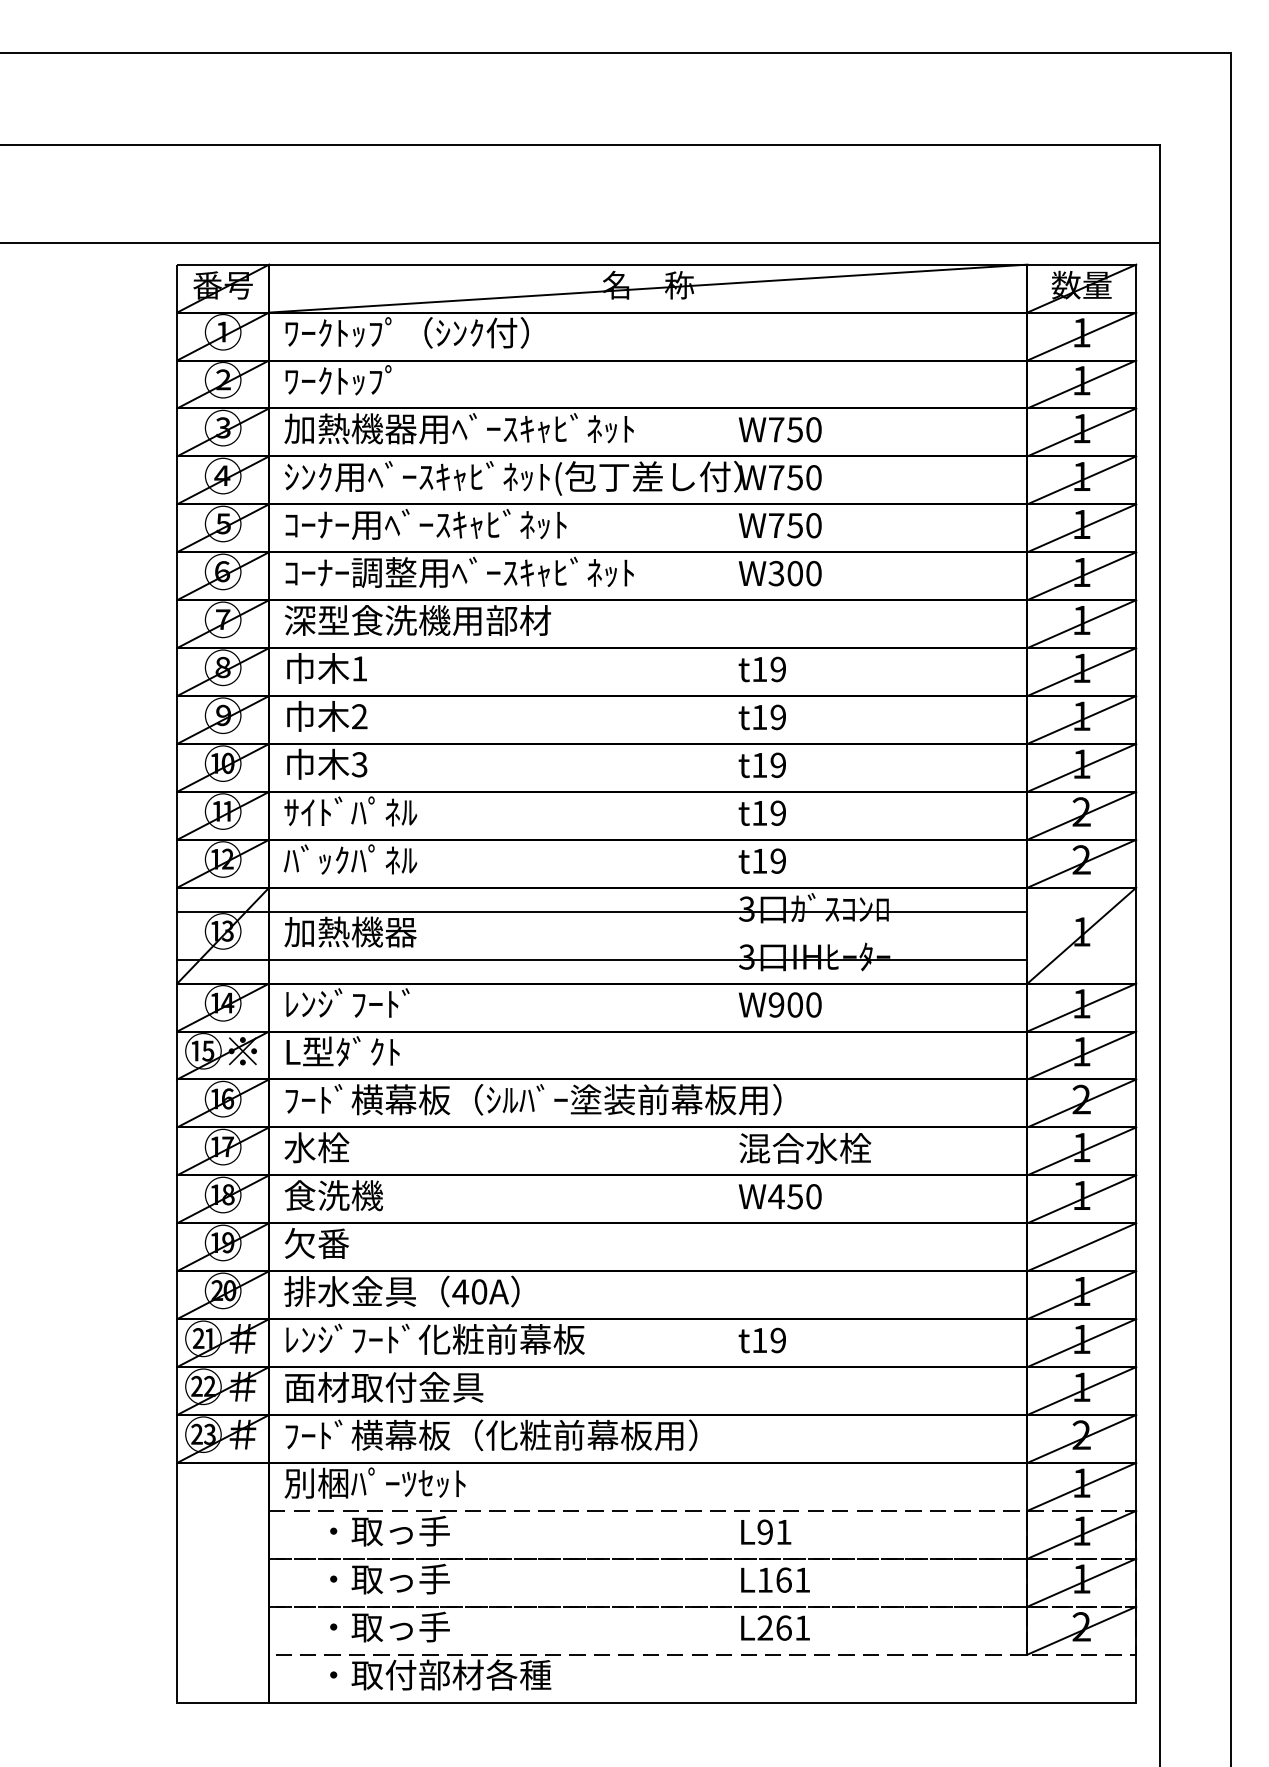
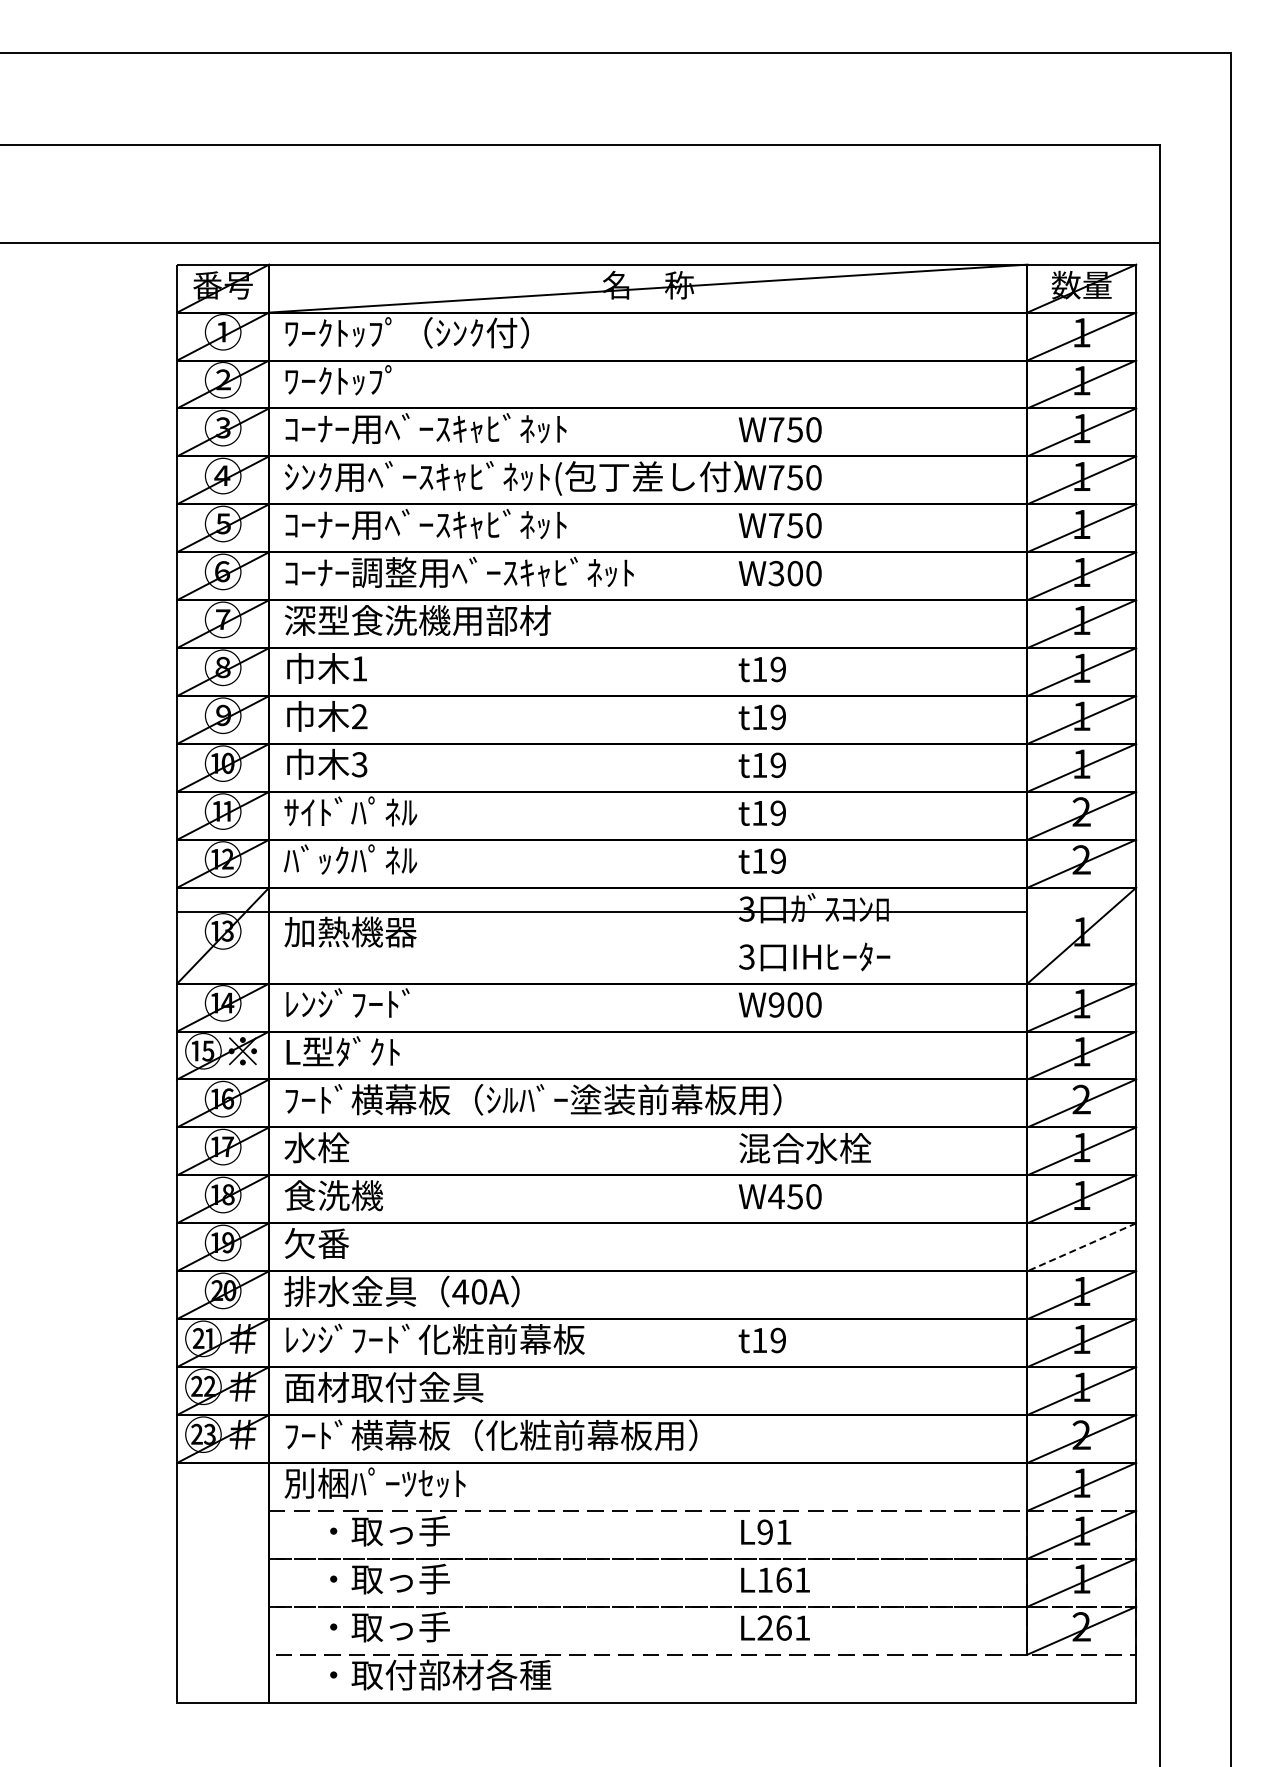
text: 加熱機器用ﾍﾞｰｽｷｬﾋﾞﾈｯﾄ -> ｺｰﾅｰ用ﾍﾞｰｽｷｬﾋﾞﾈｯﾄ (458, 428)
line: present -> none (602, 959)
line: solid -> dashed (1081, 1247)
